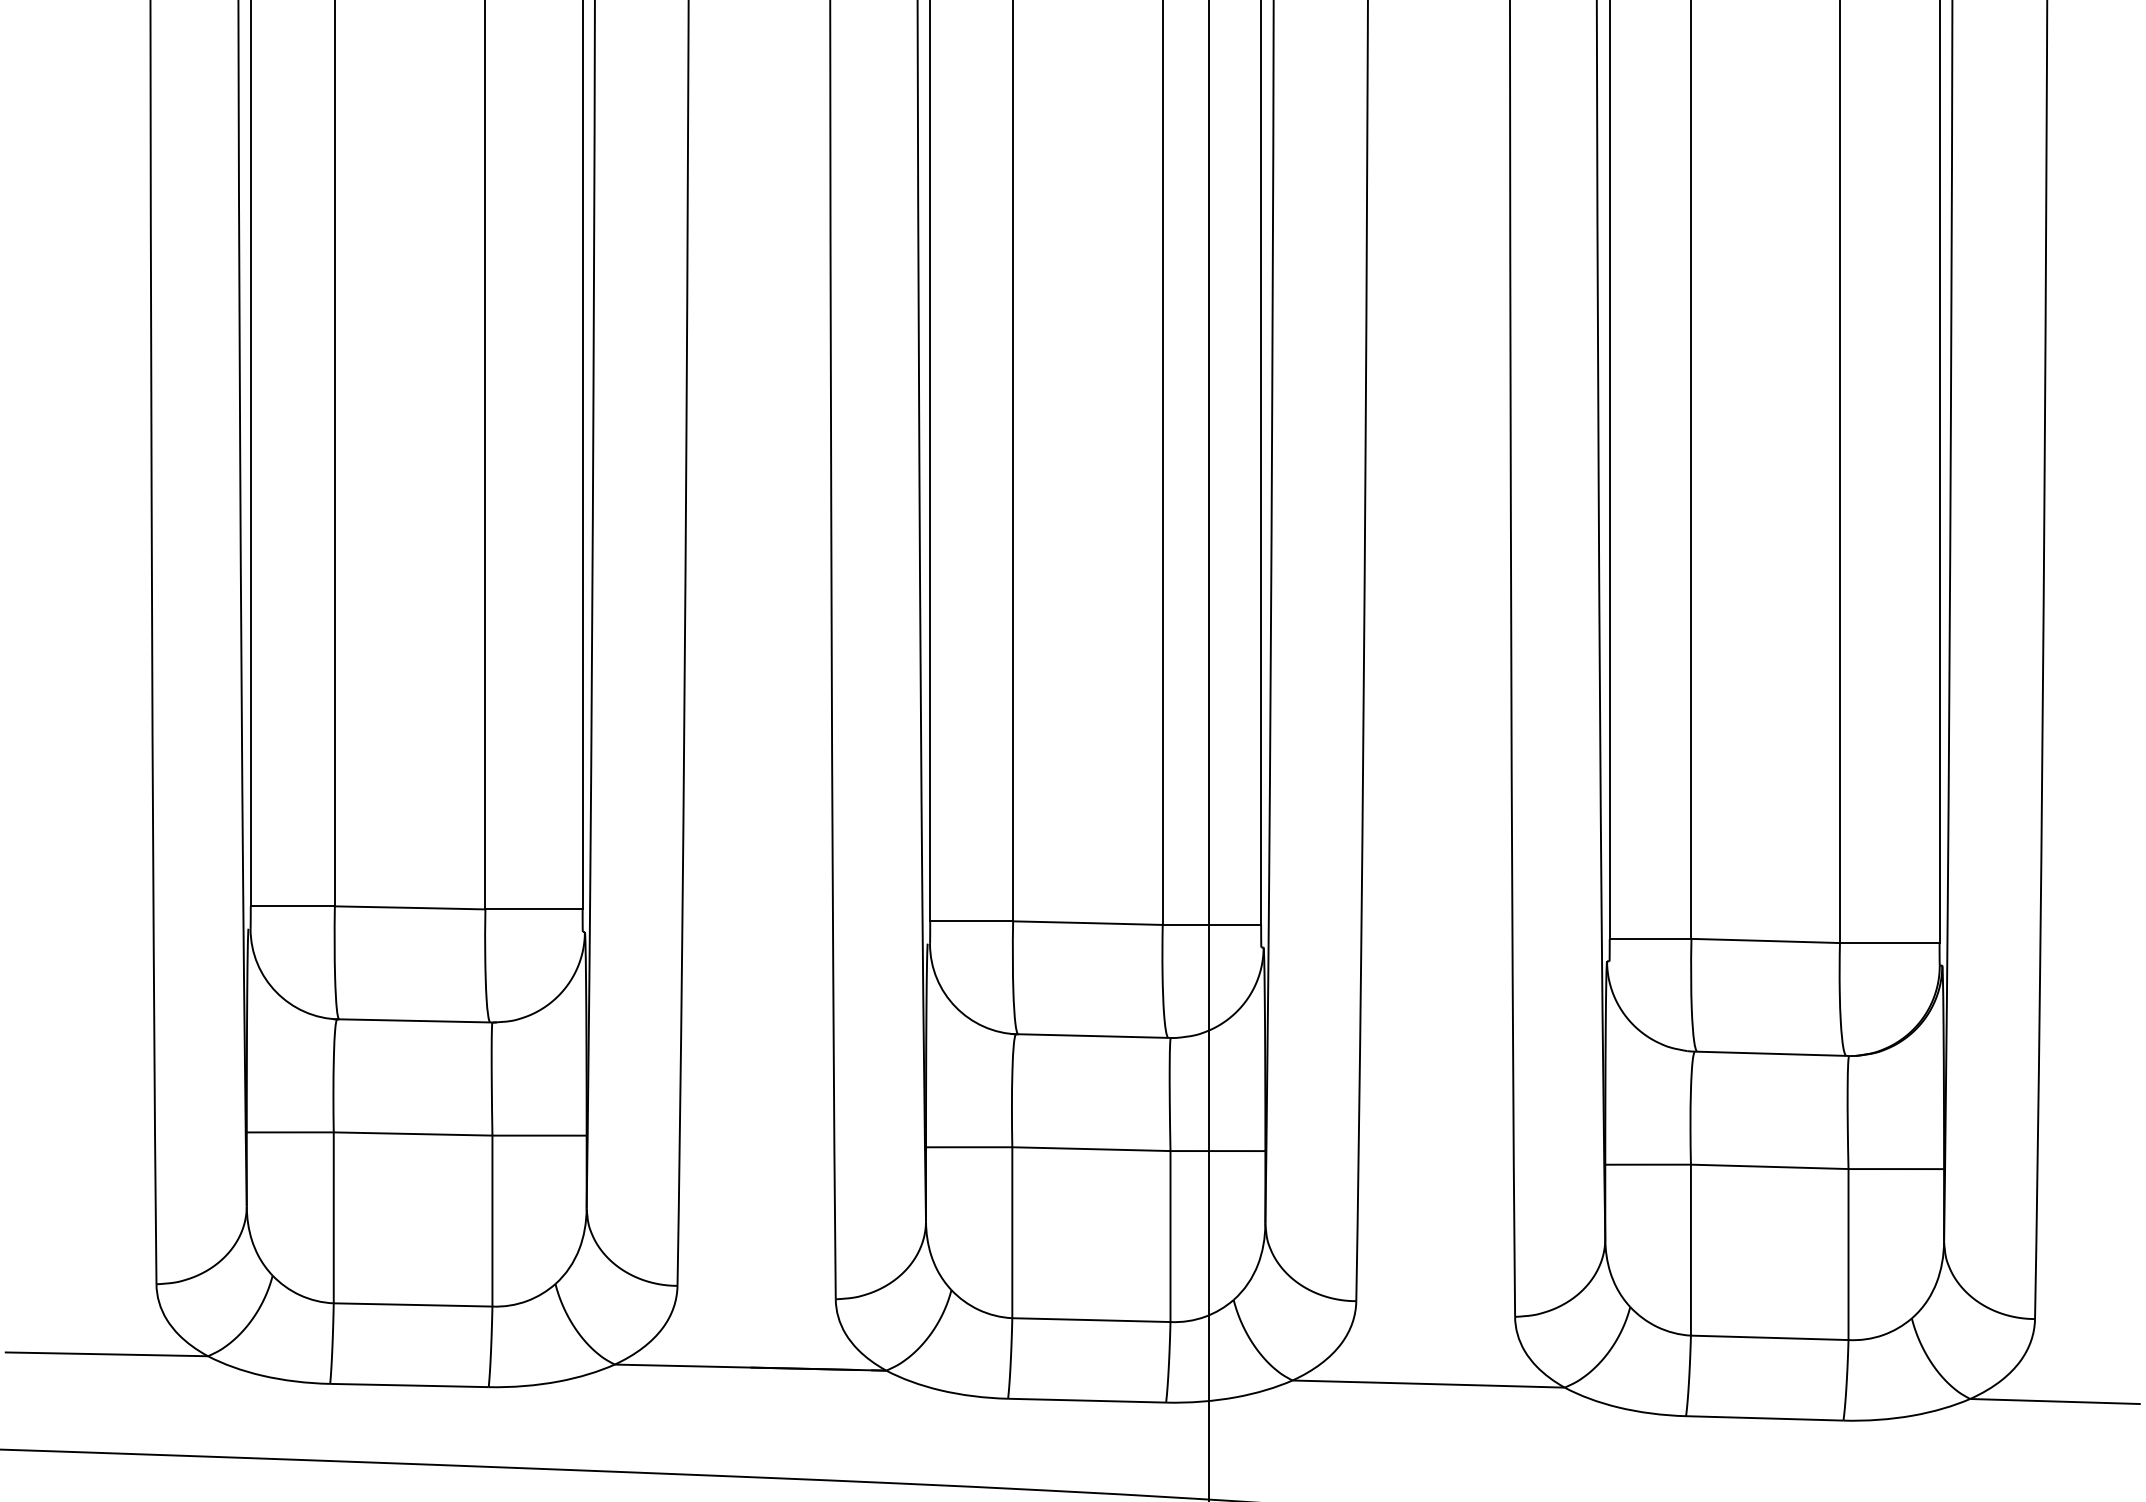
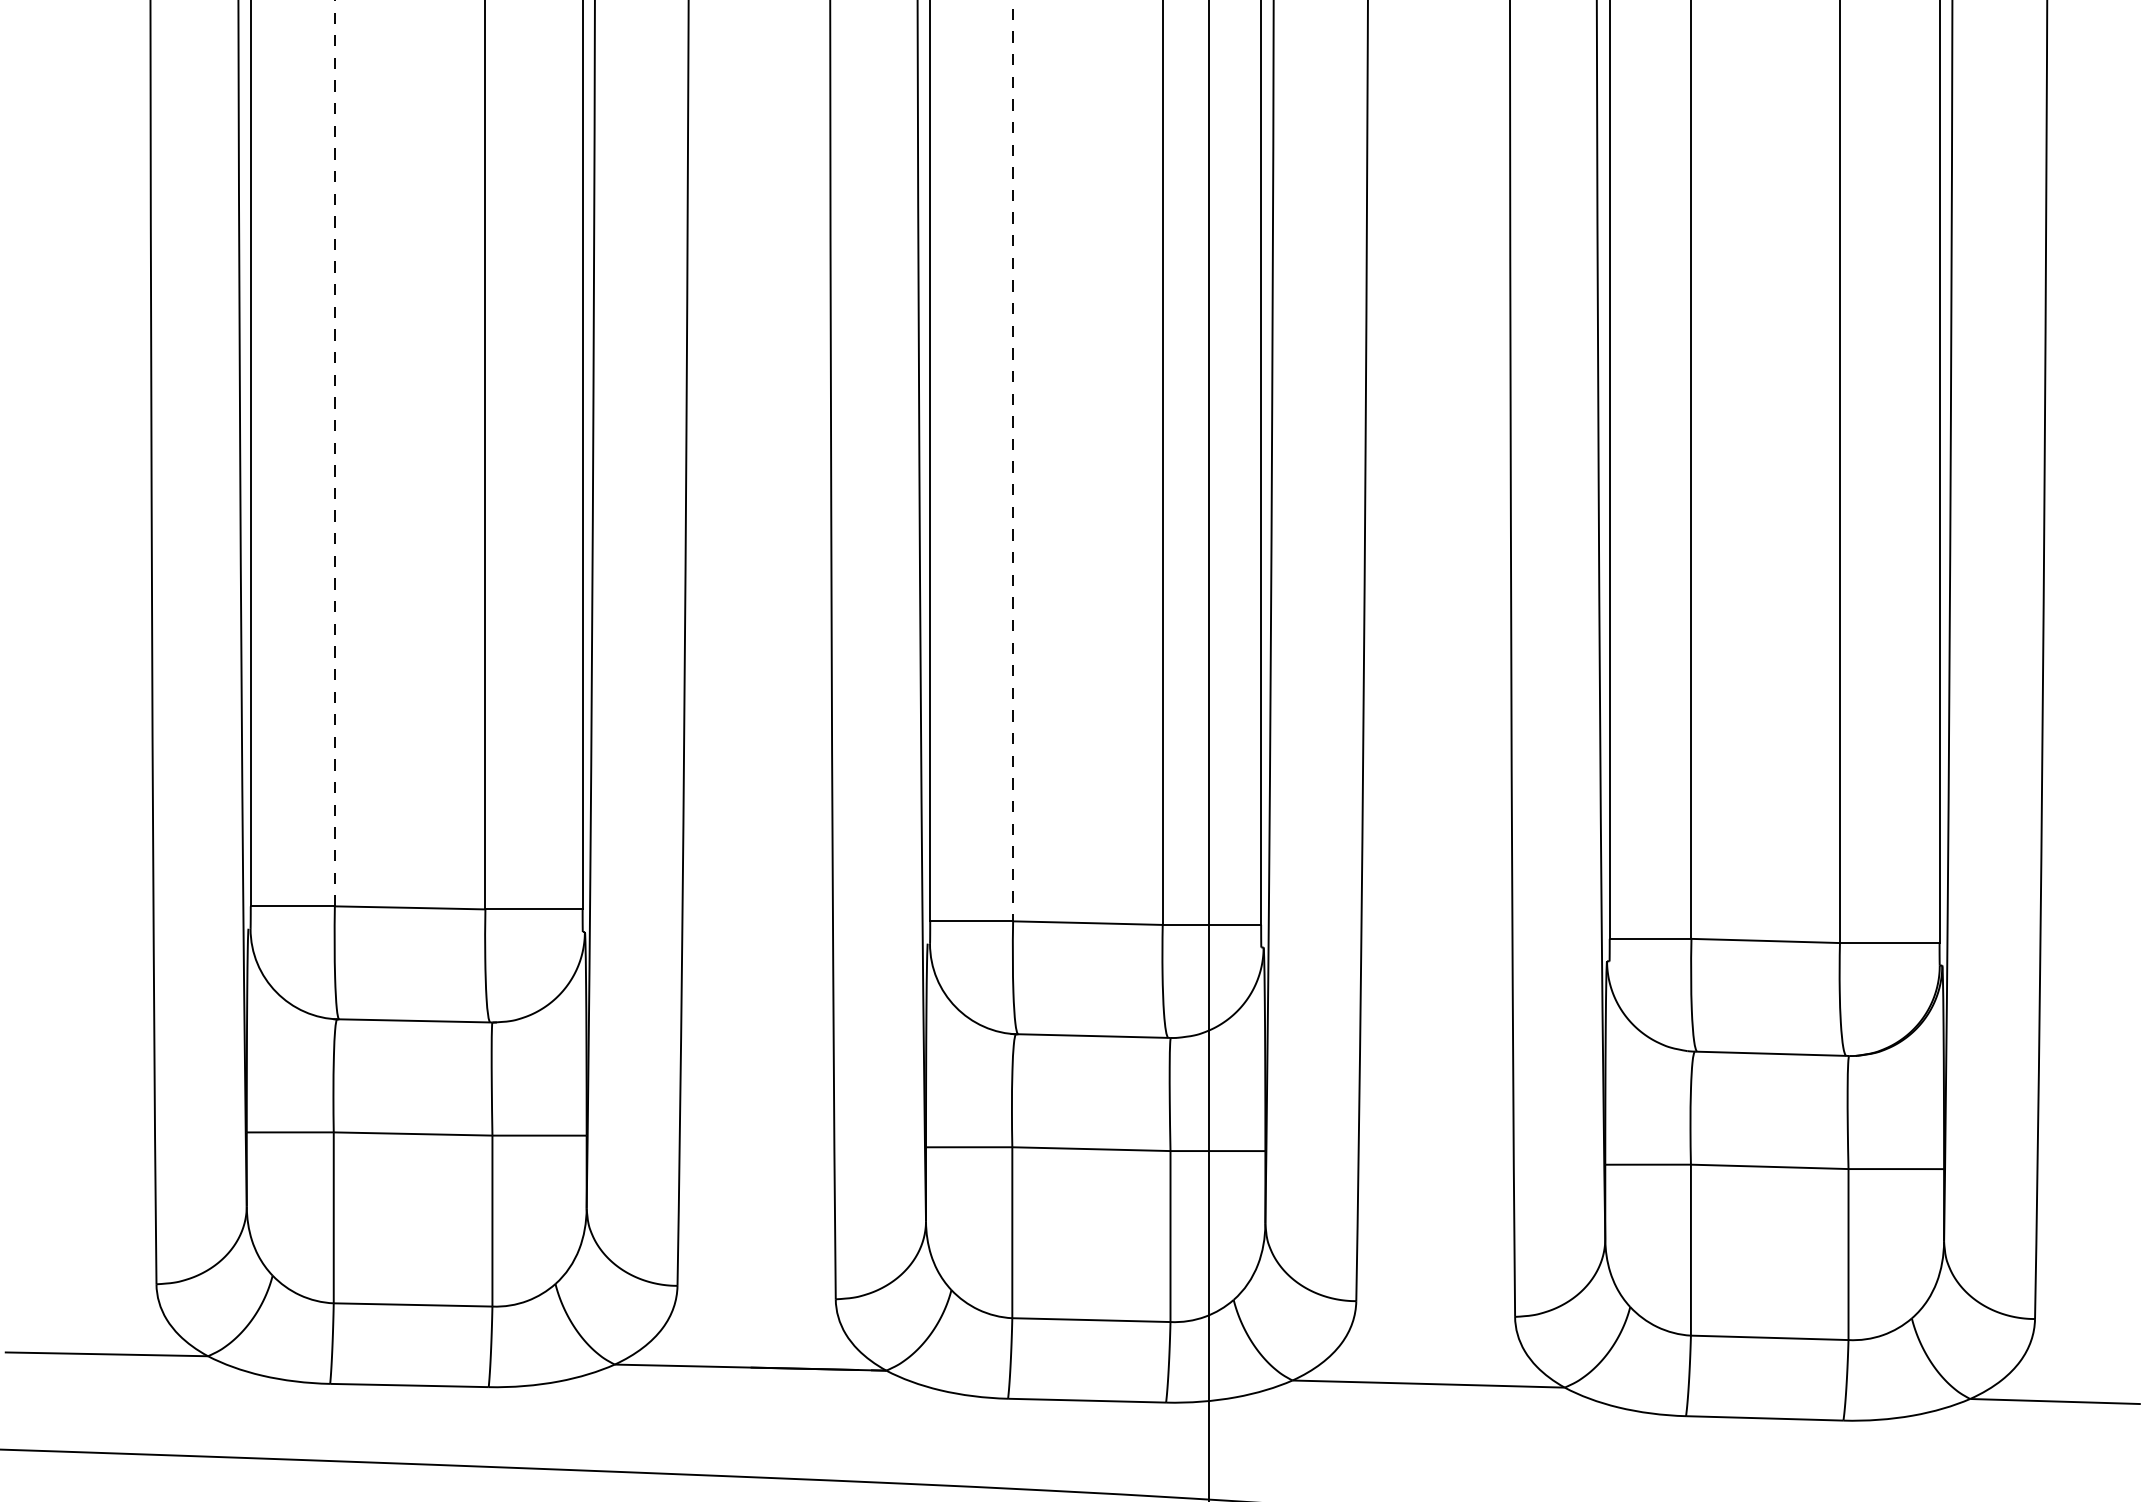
line: solid -> dashed (334, 453)
line: solid -> dashed (1013, 461)
